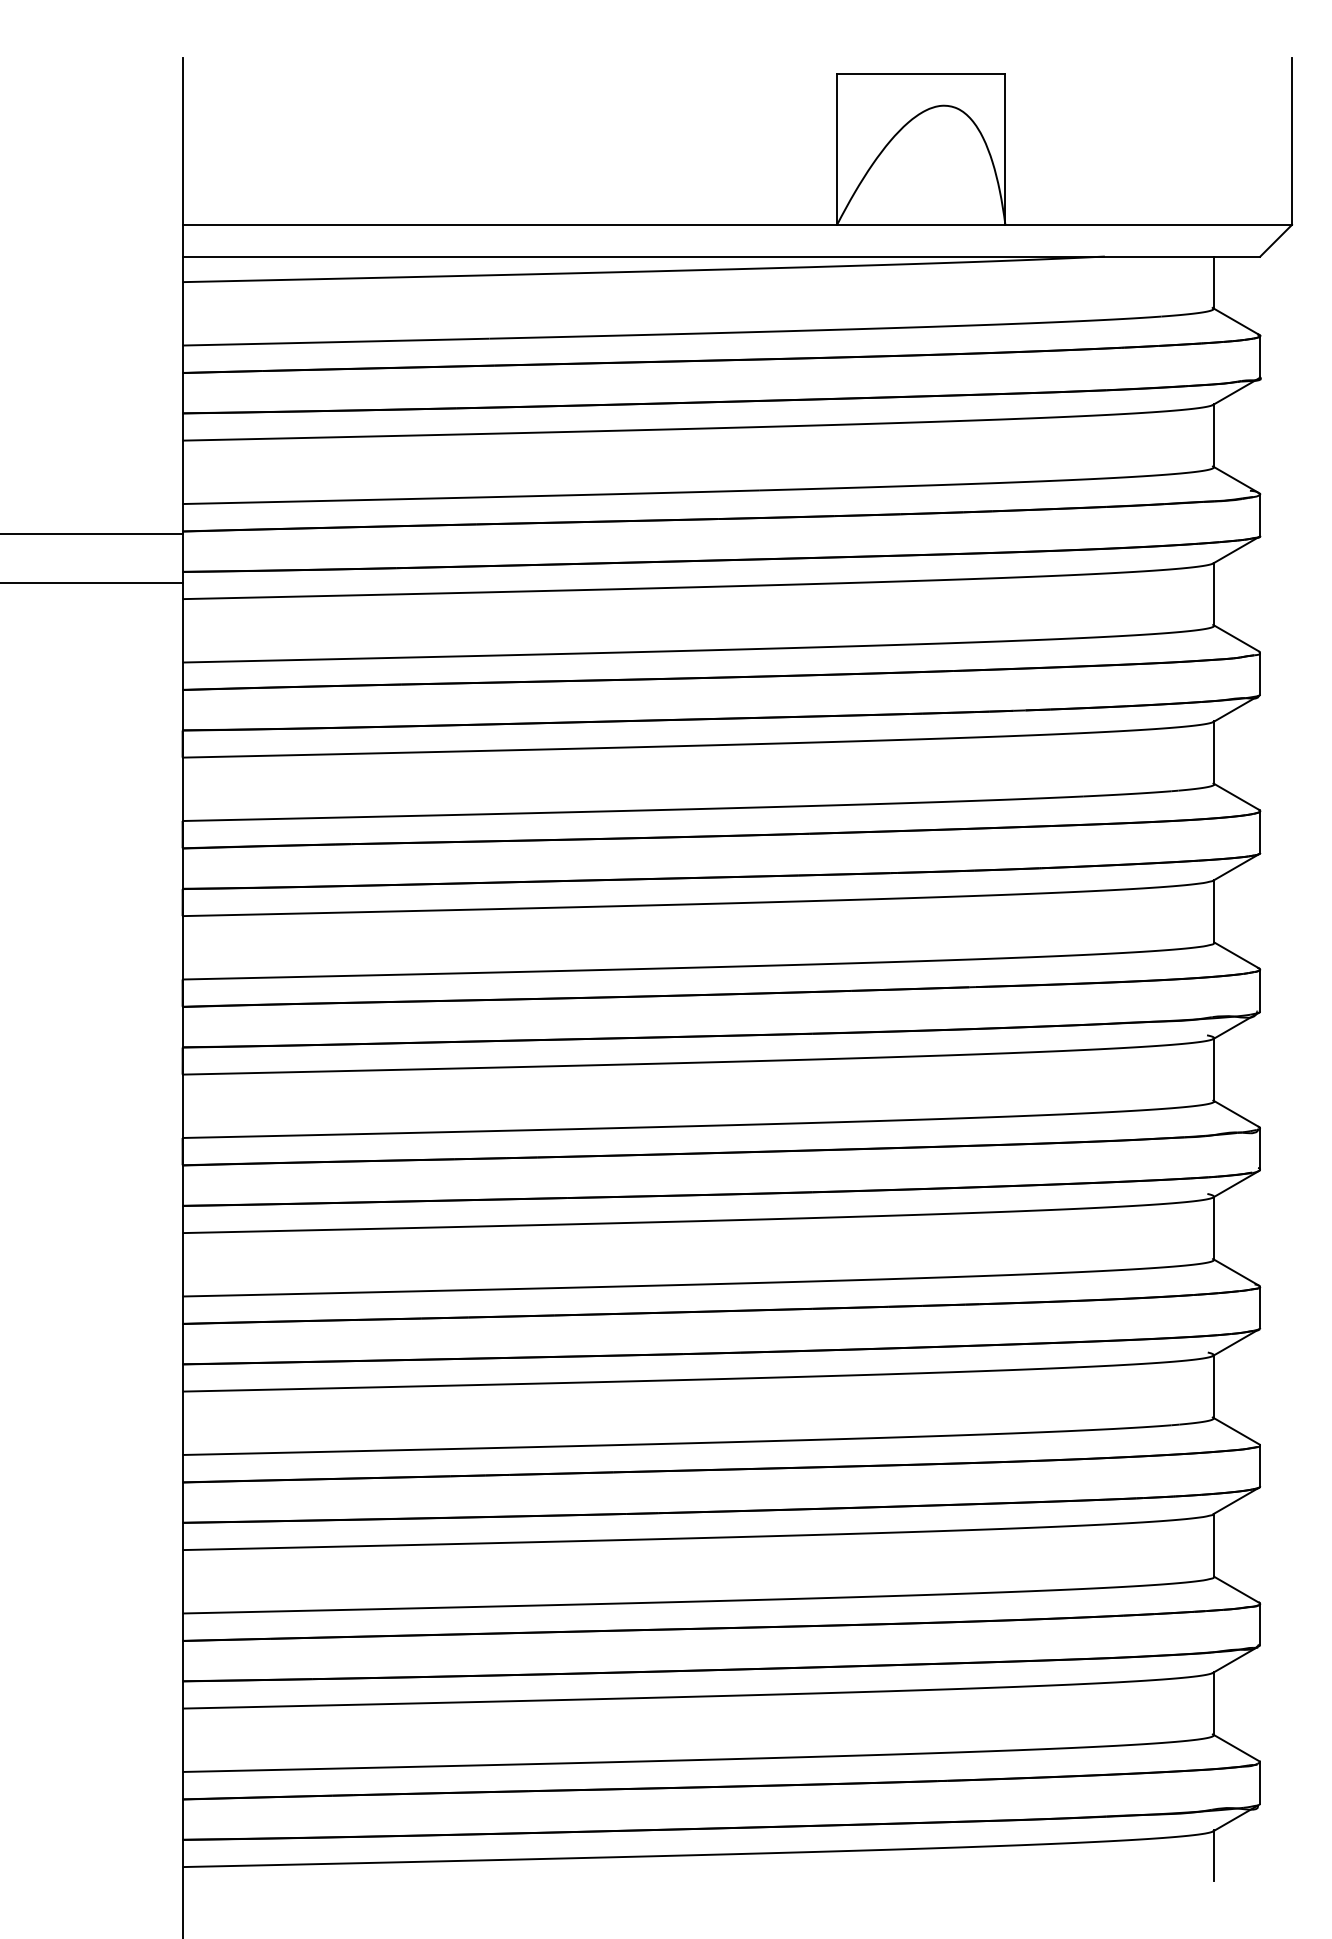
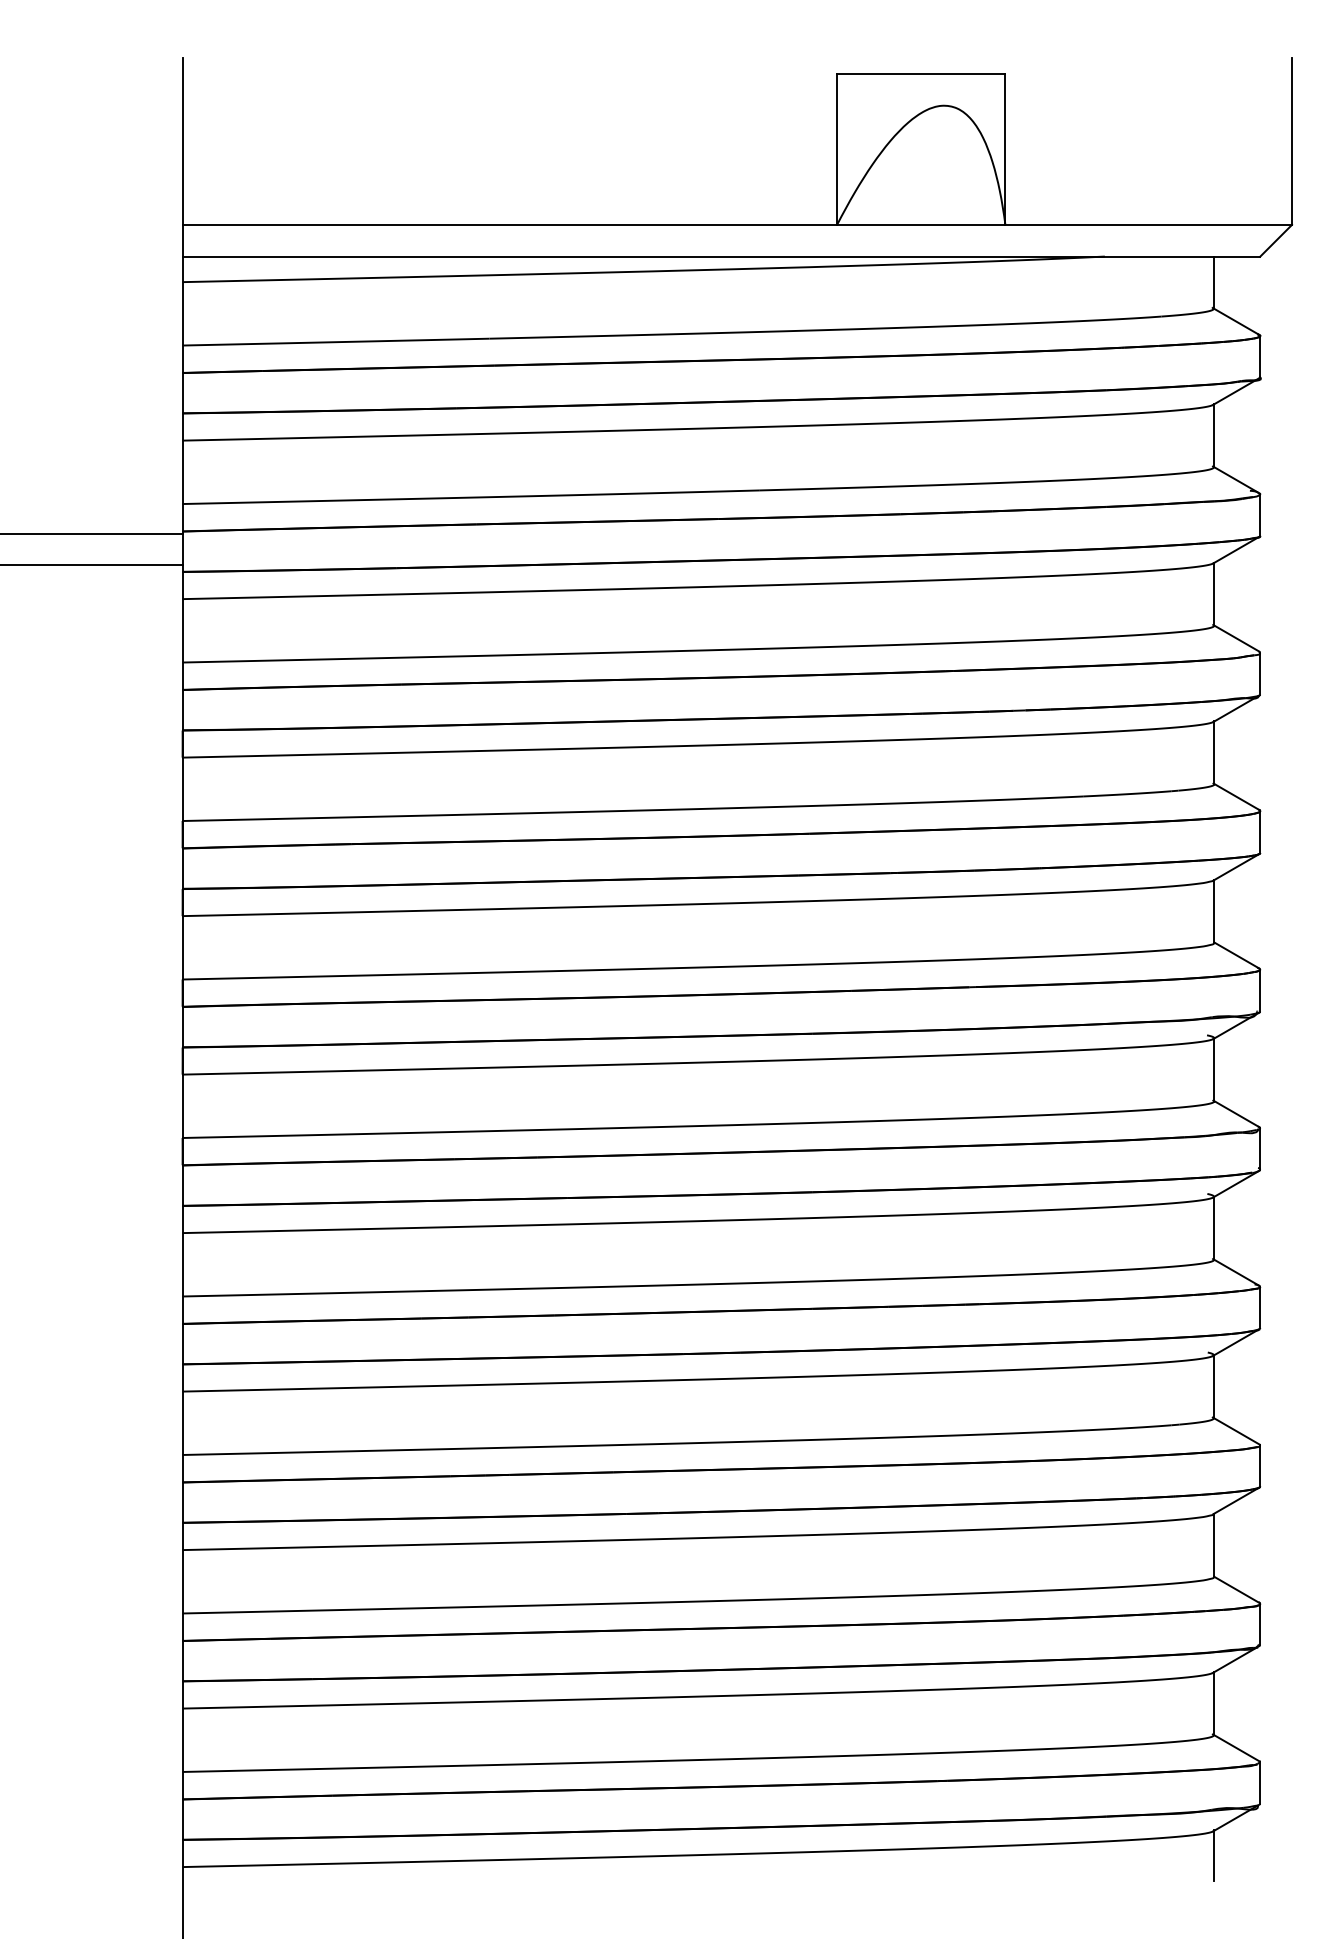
line position: (92, 583) -> (92, 565) (92, 565)
